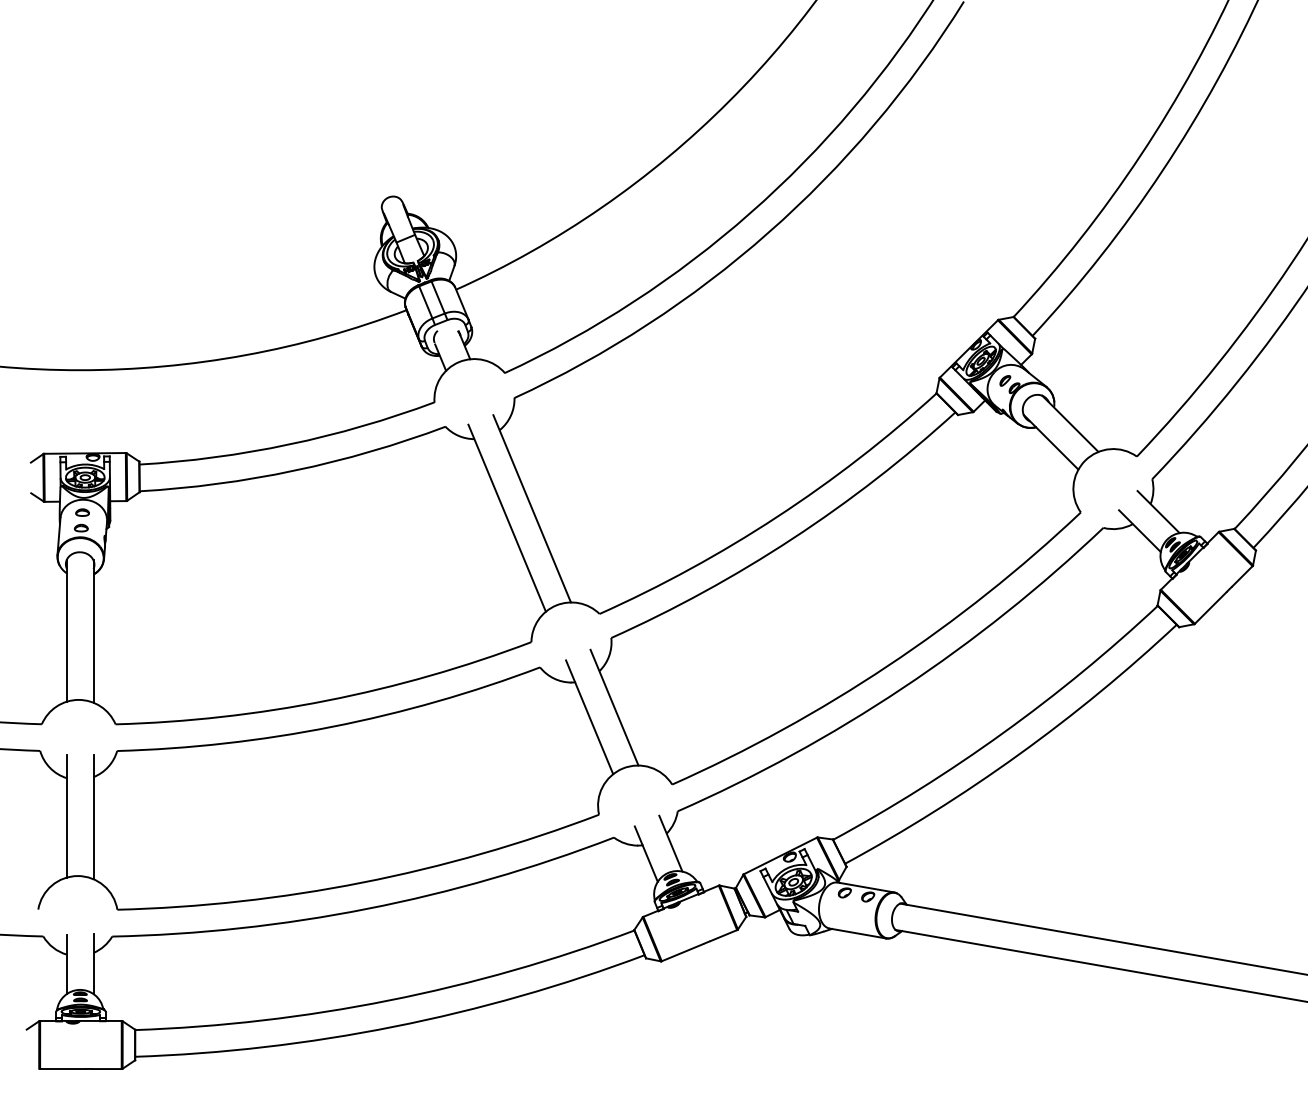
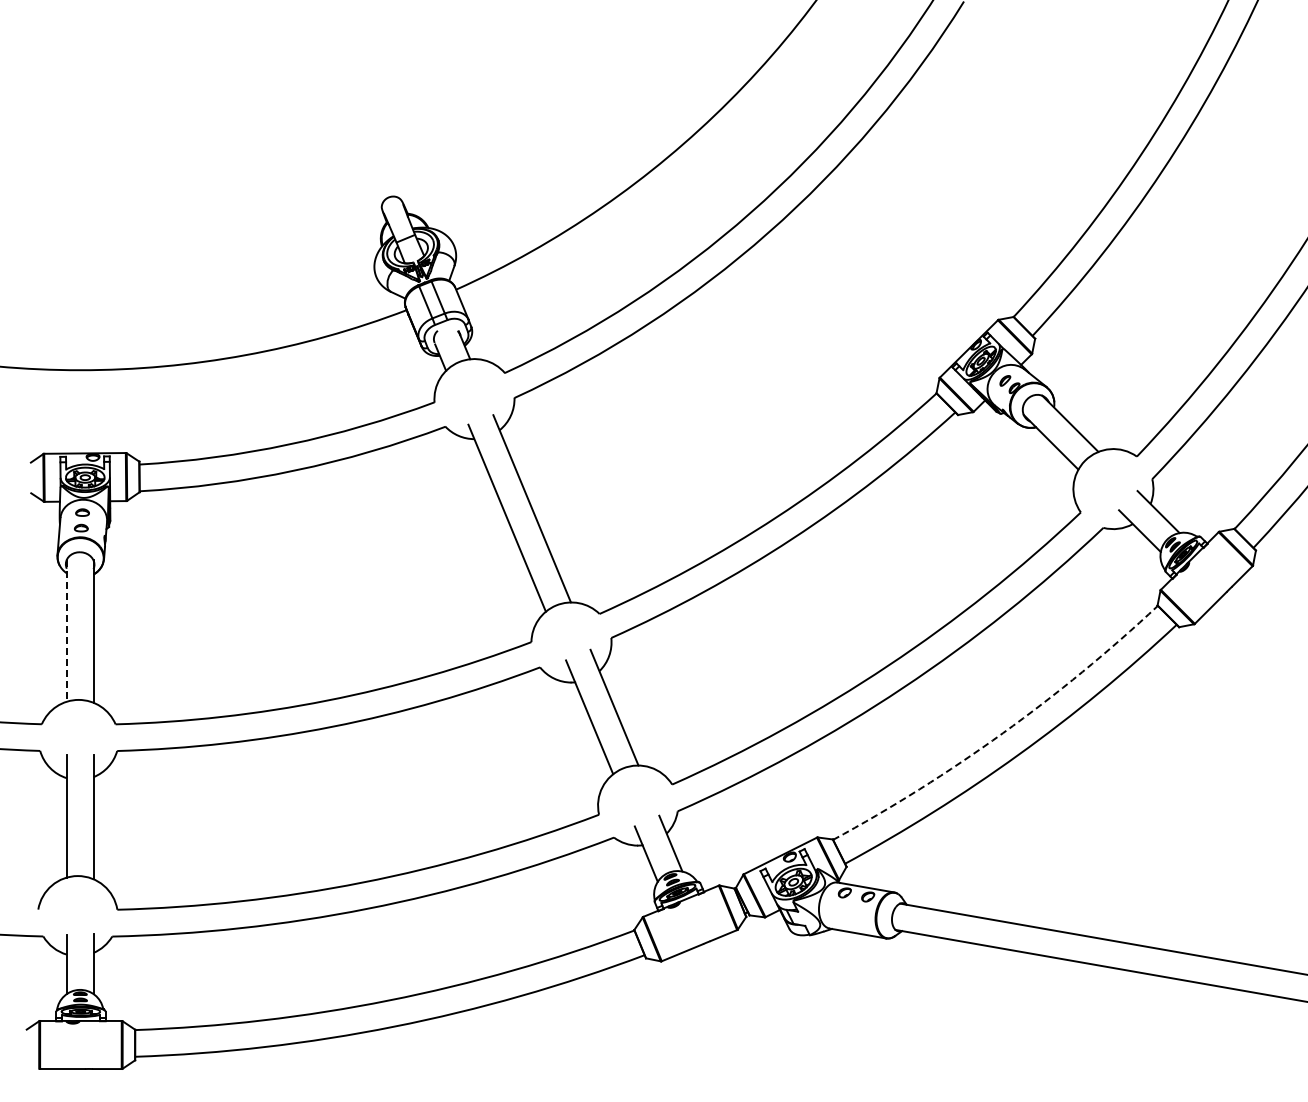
line: solid -> dashed (66, 630)
arc: solid -> dashed (1002, 733)
